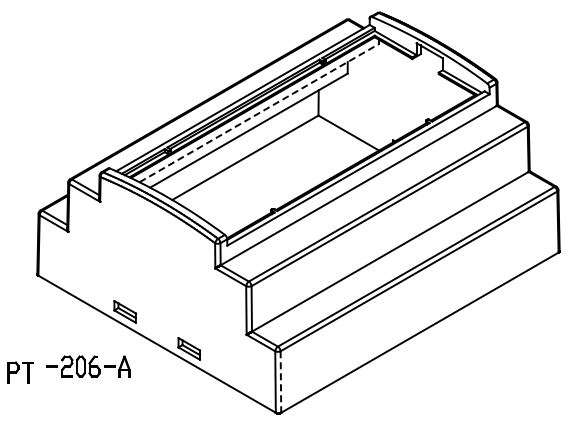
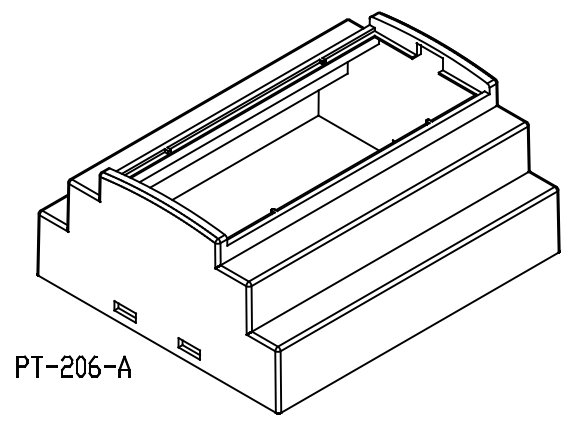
line: dashed -> solid (259, 112)
part position: (20, 372) -> (29, 366) (29, 366)
line: dashed -> solid (280, 382)
